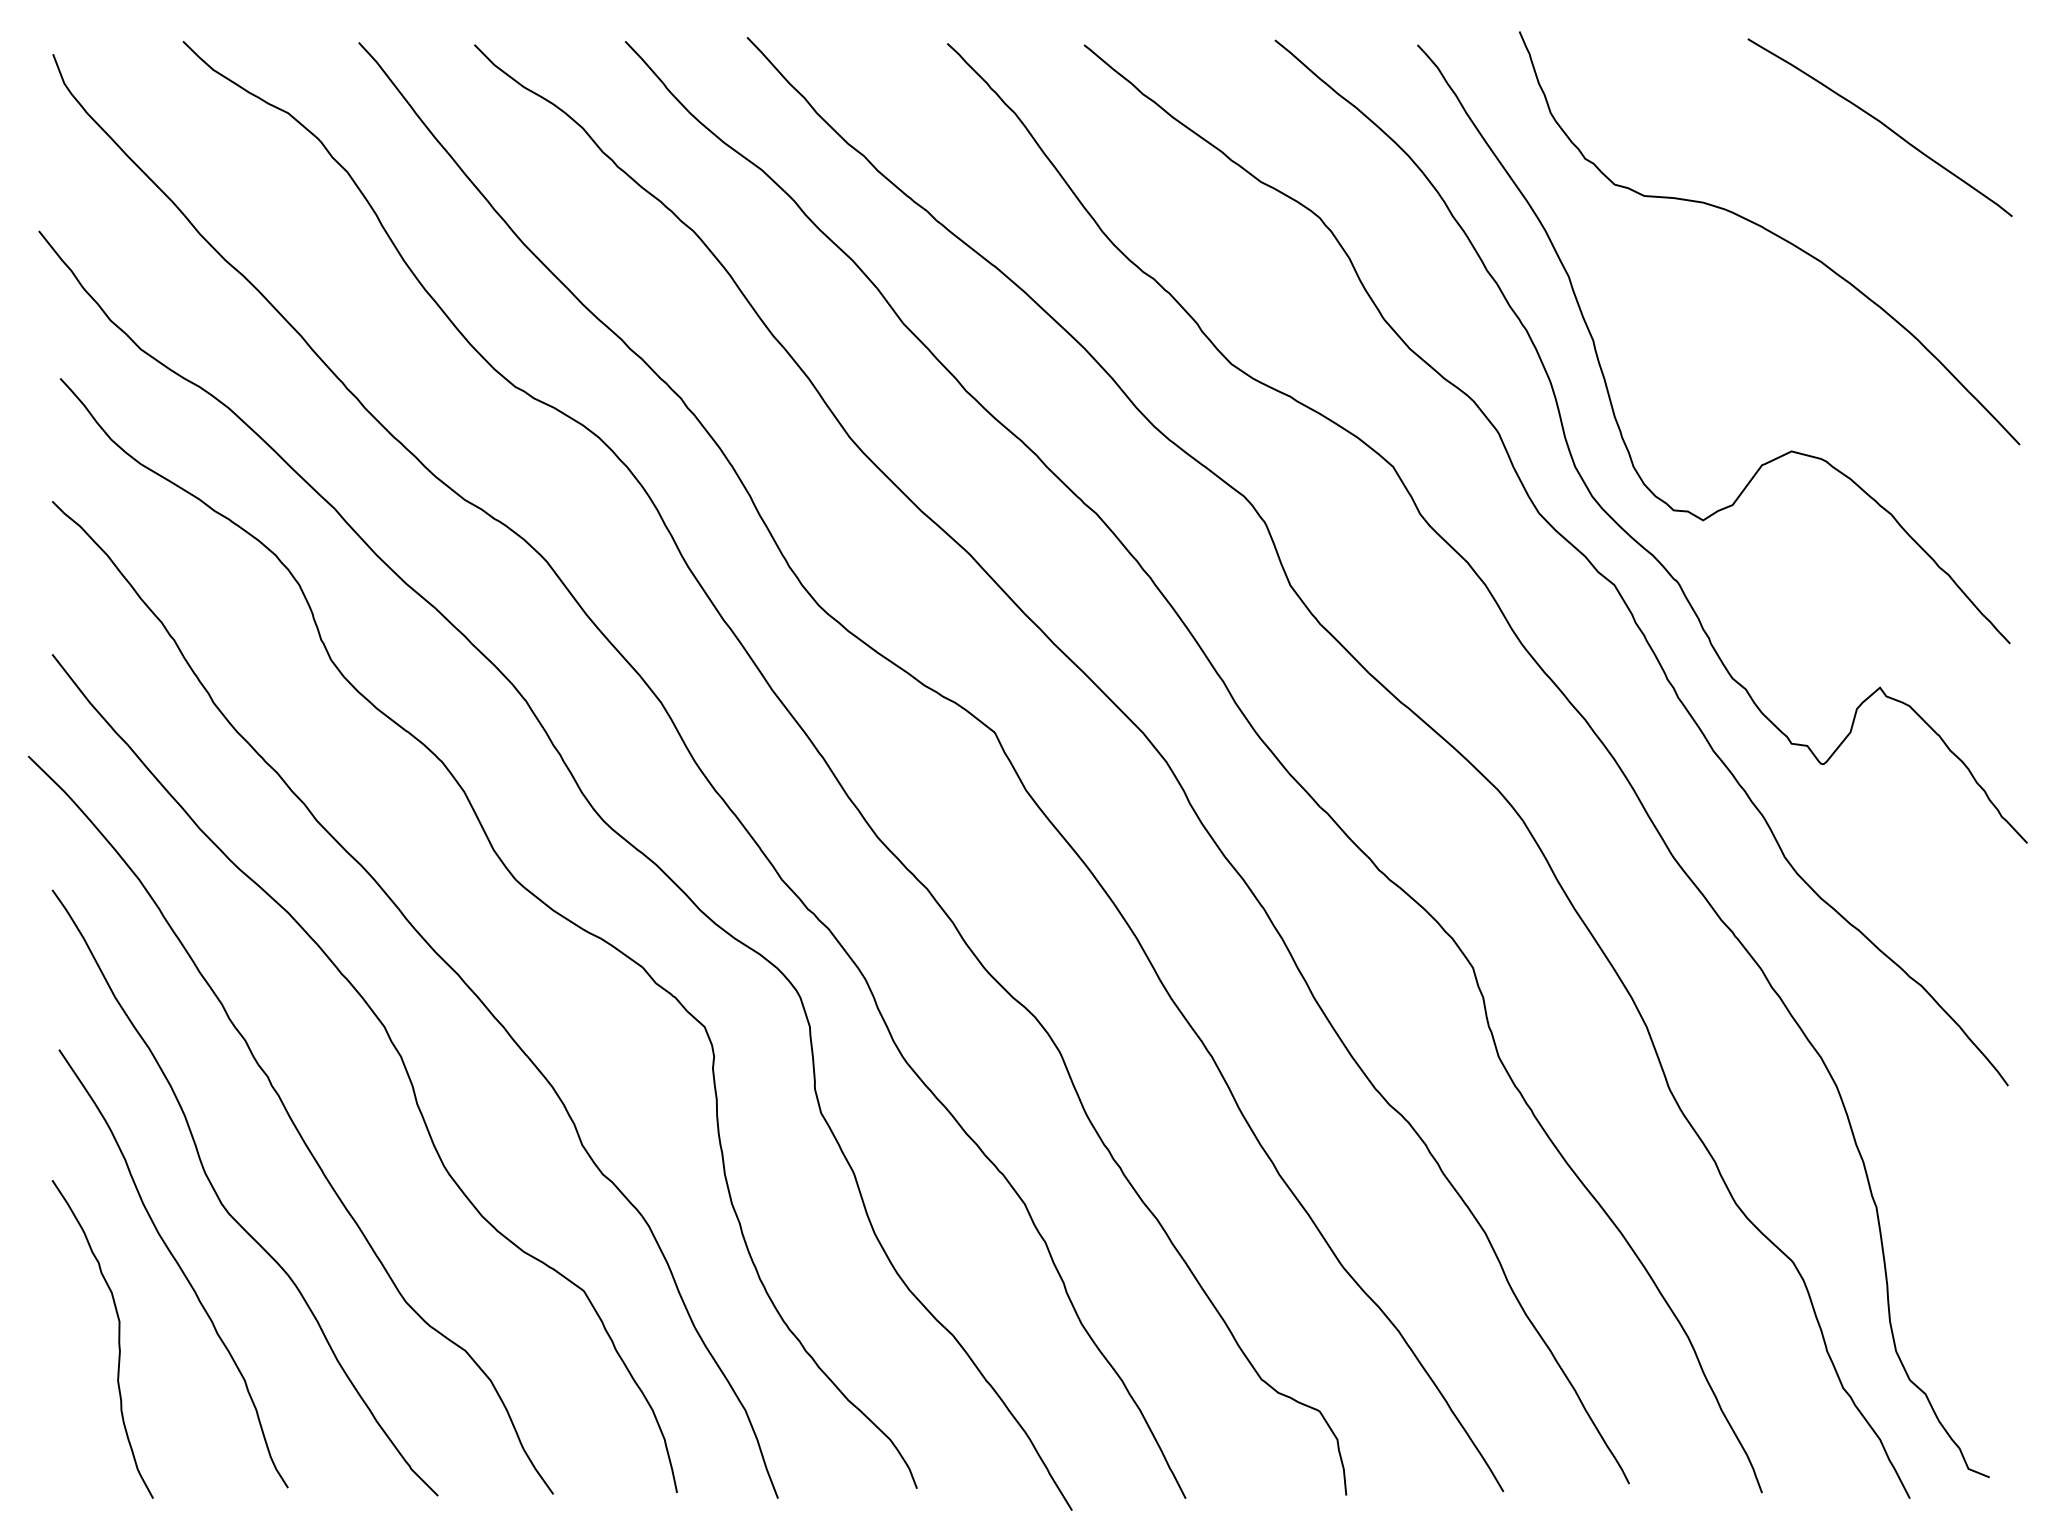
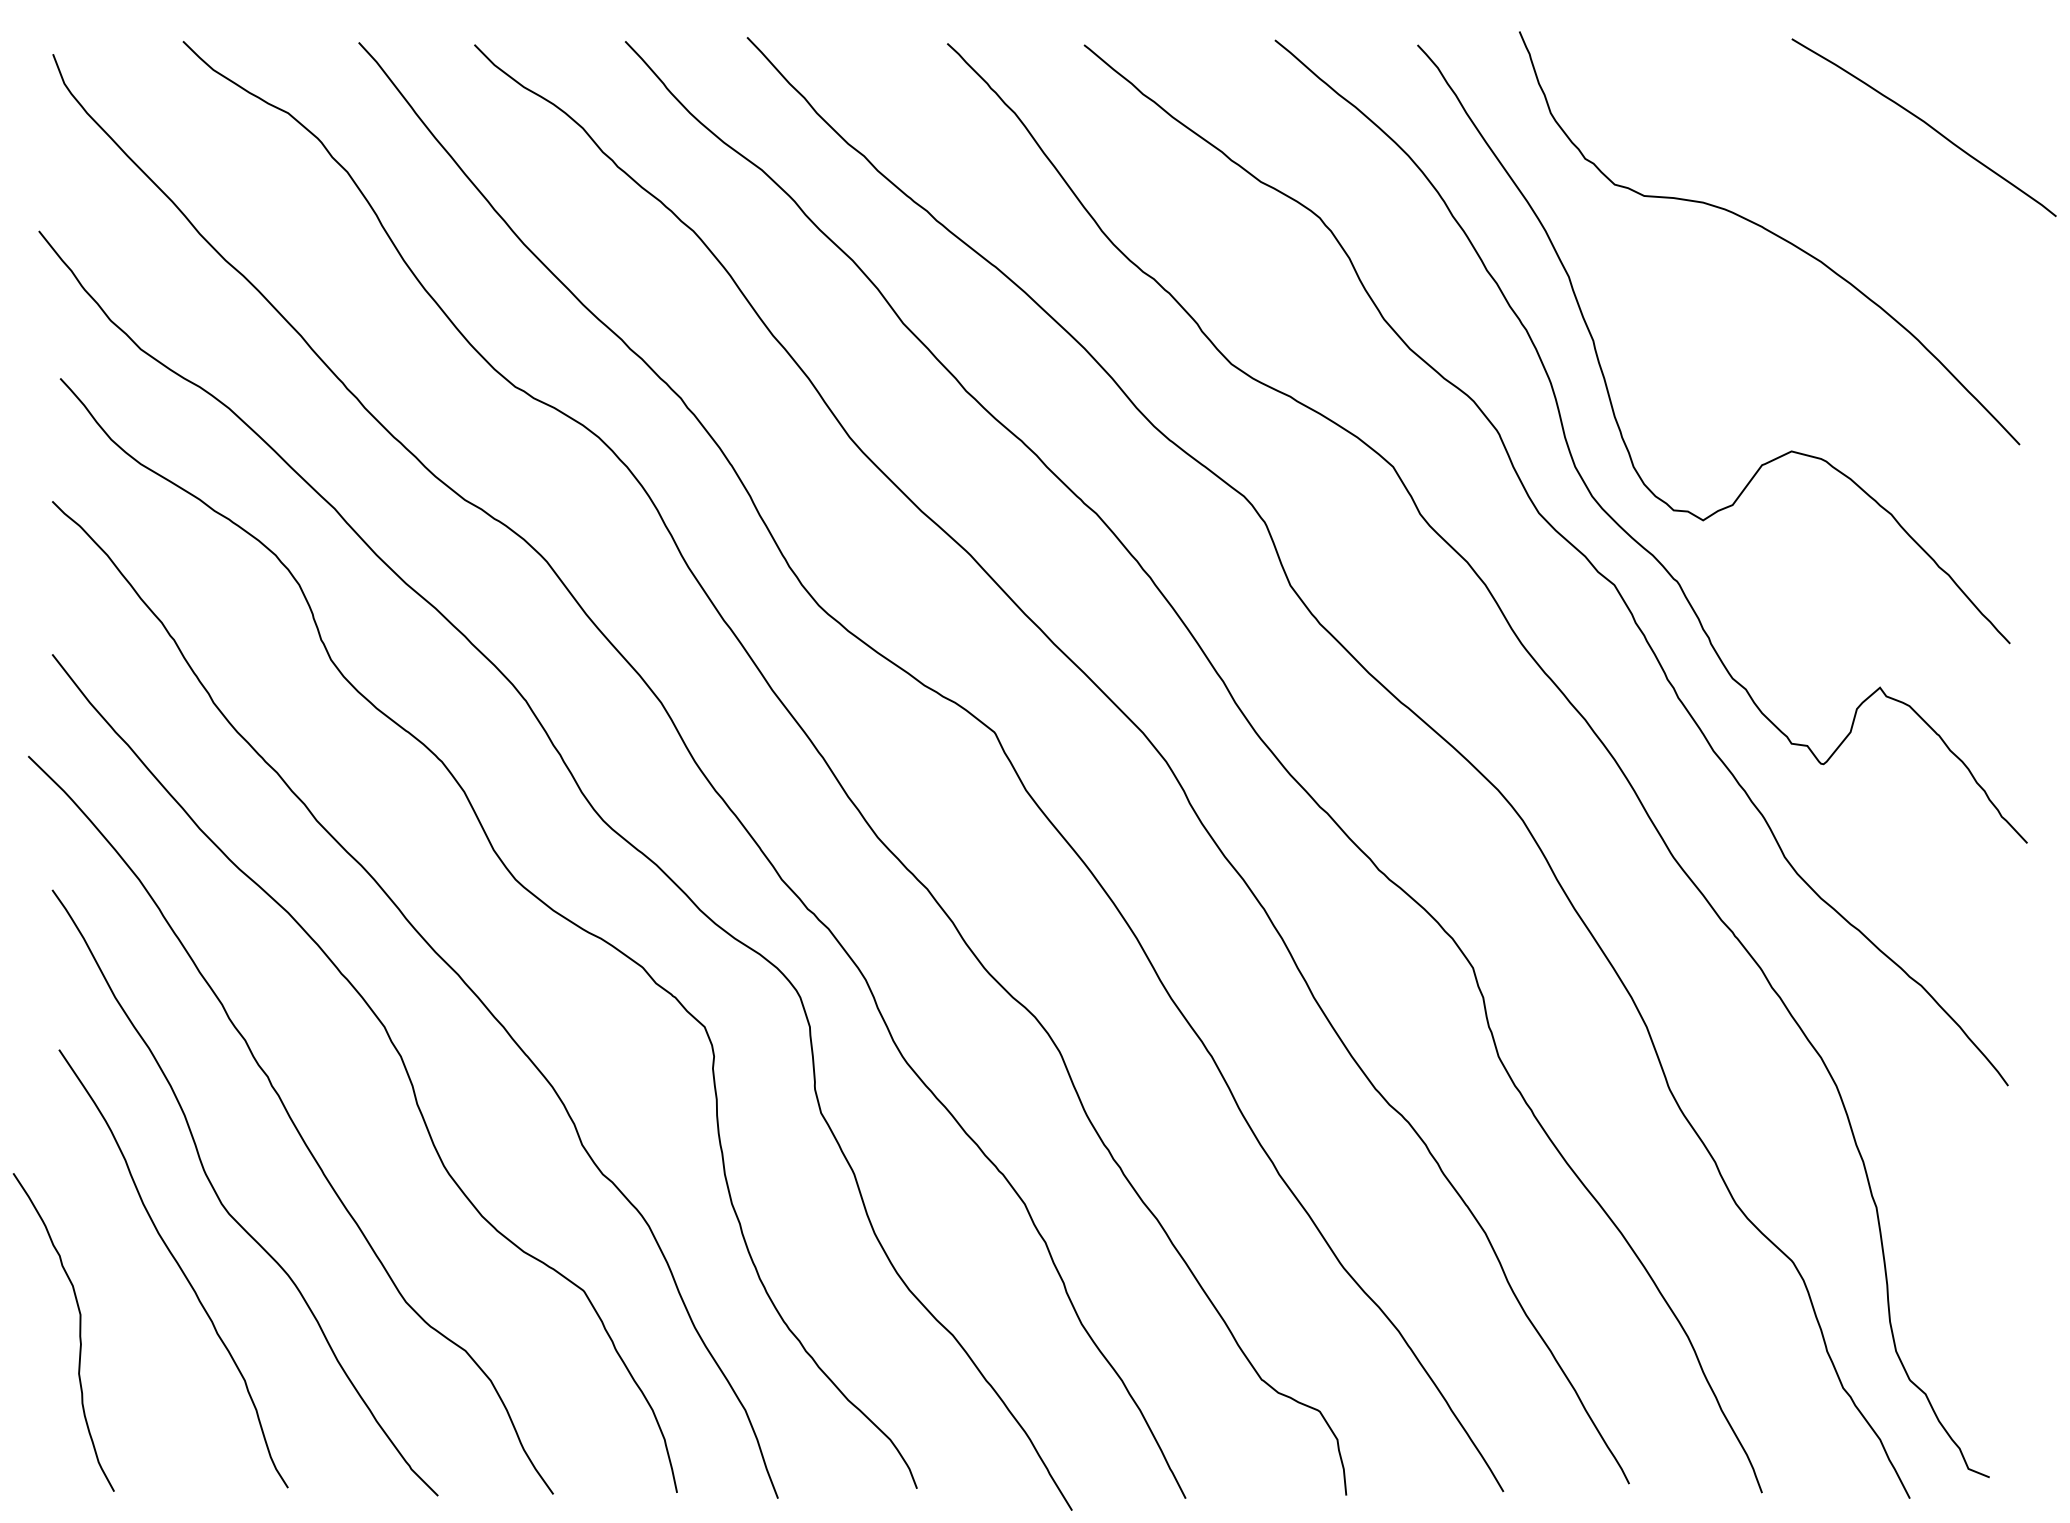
curve position: (1880, 123) -> (1924, 123) (1924, 123)
curve position: (118, 1339) -> (79, 1332) (79, 1332)
